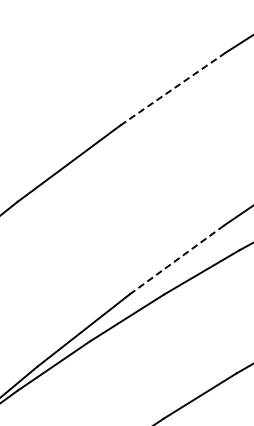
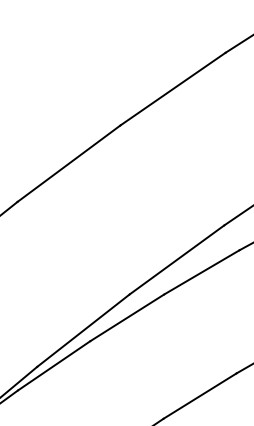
line: dashed -> solid (173, 89)
line: dashed -> solid (176, 259)
